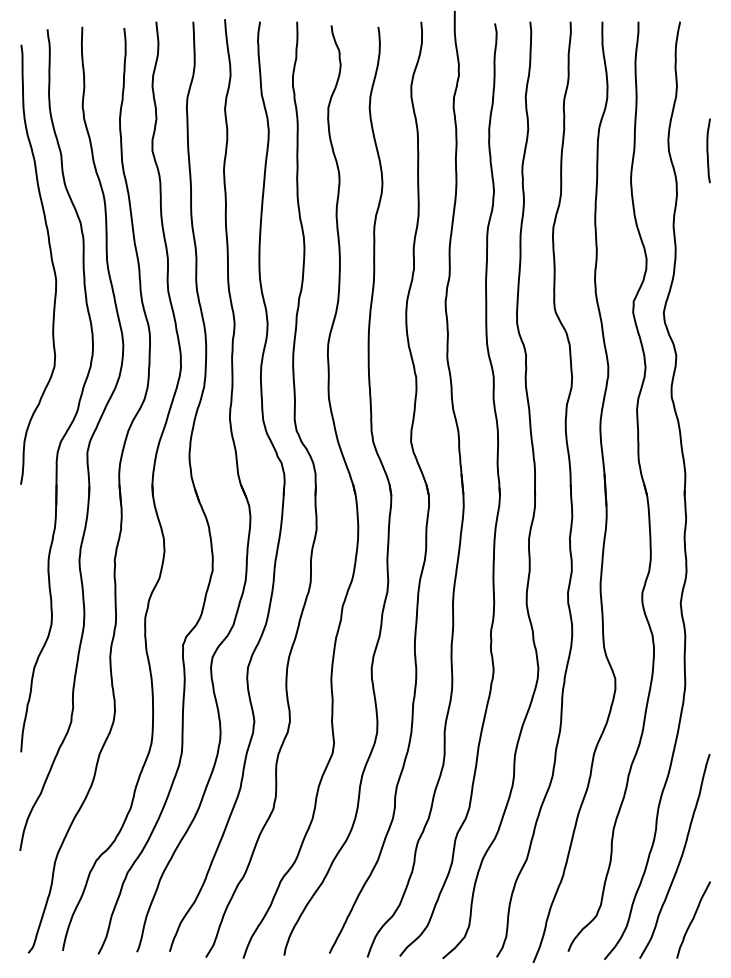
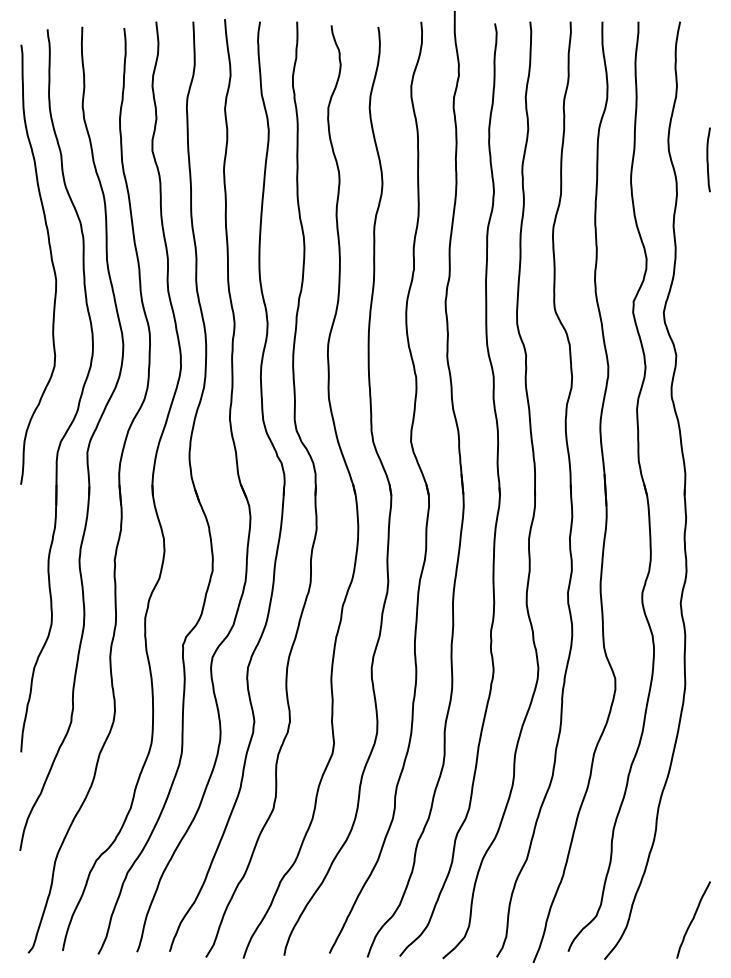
curve position: (708, 150) -> (708, 159) (708, 159)
curve: present -> none (679, 859)
